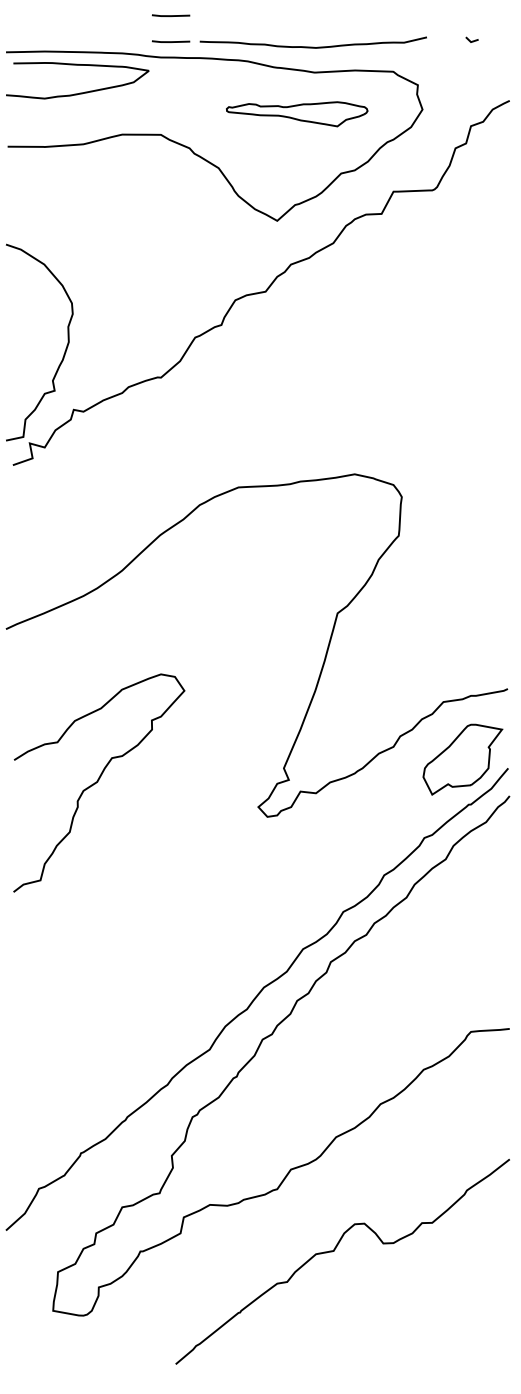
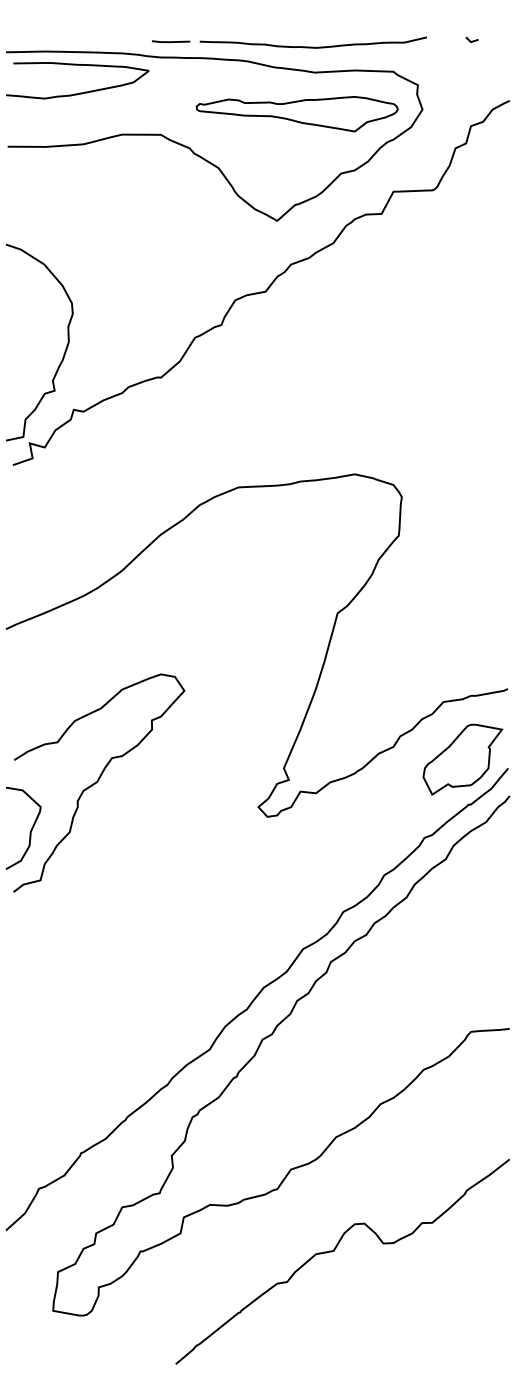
line: present -> none (171, 15)
part size: 143x27 px -> 204x37 px (296, 114)
curve: none -> present (30, 829)
